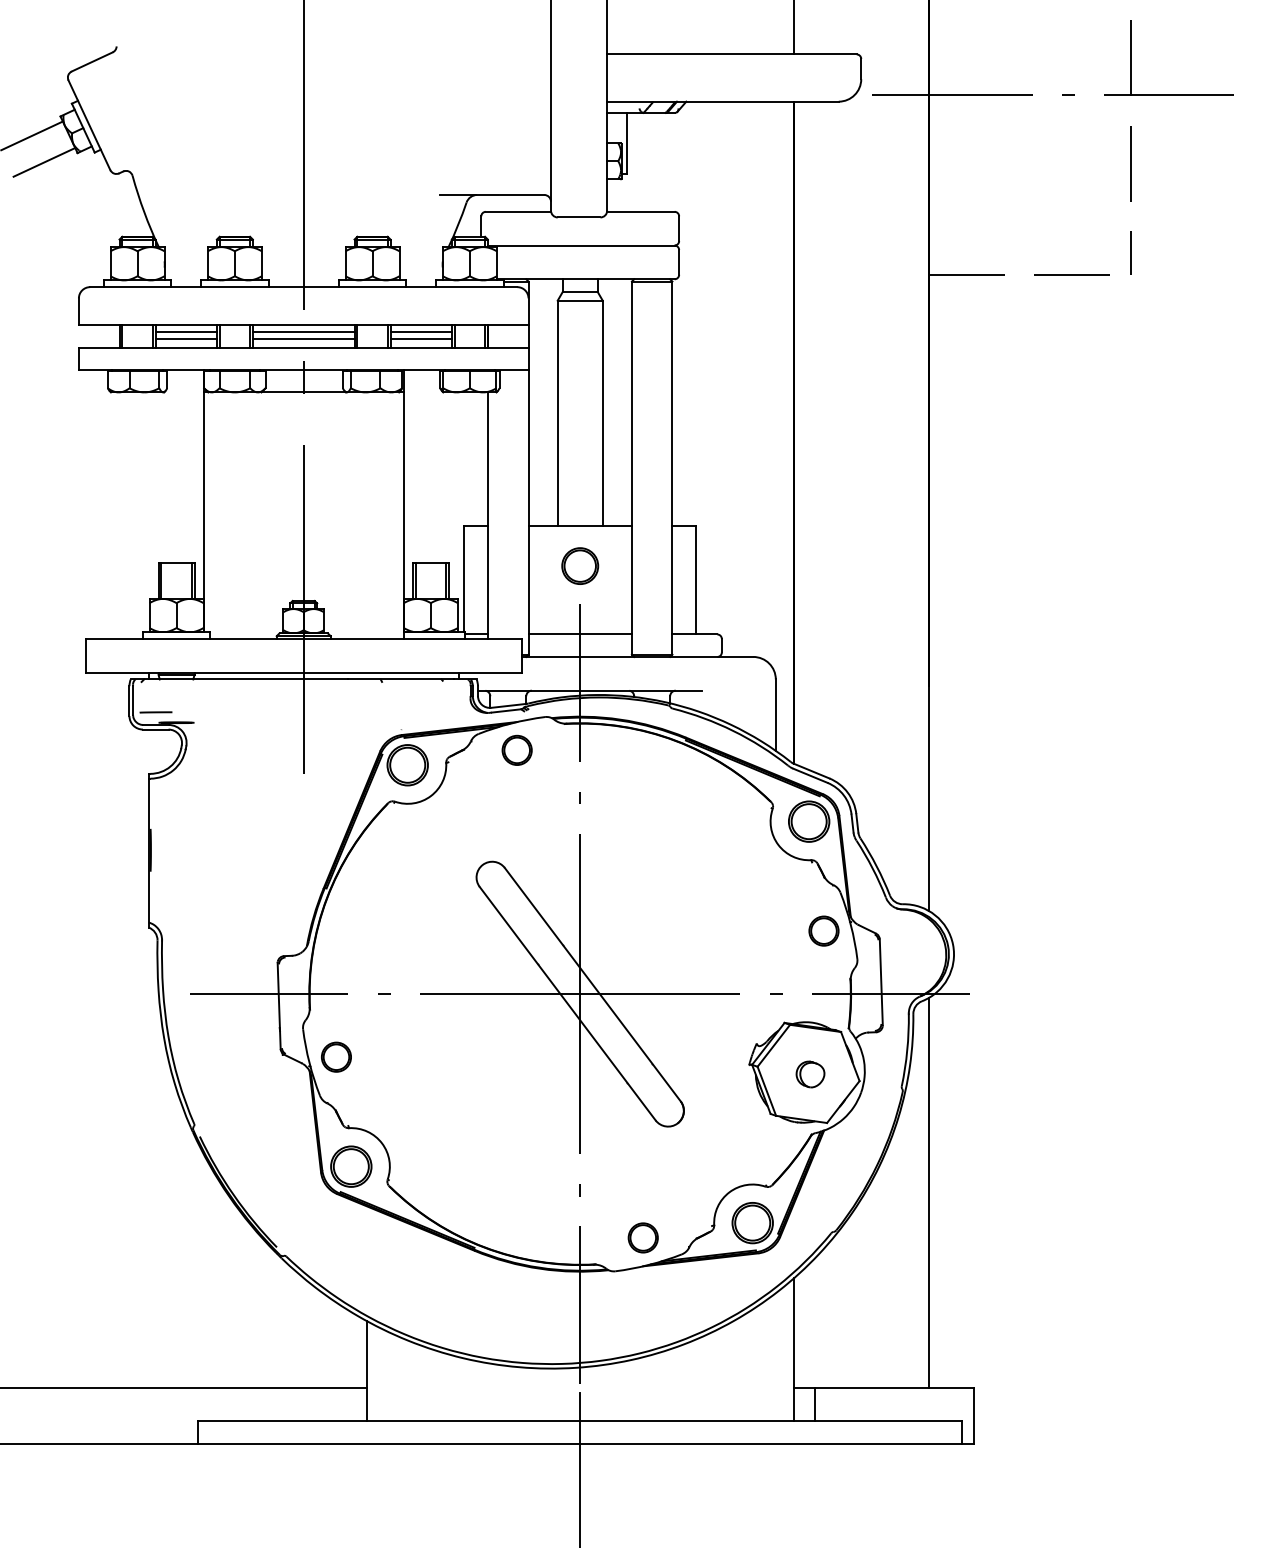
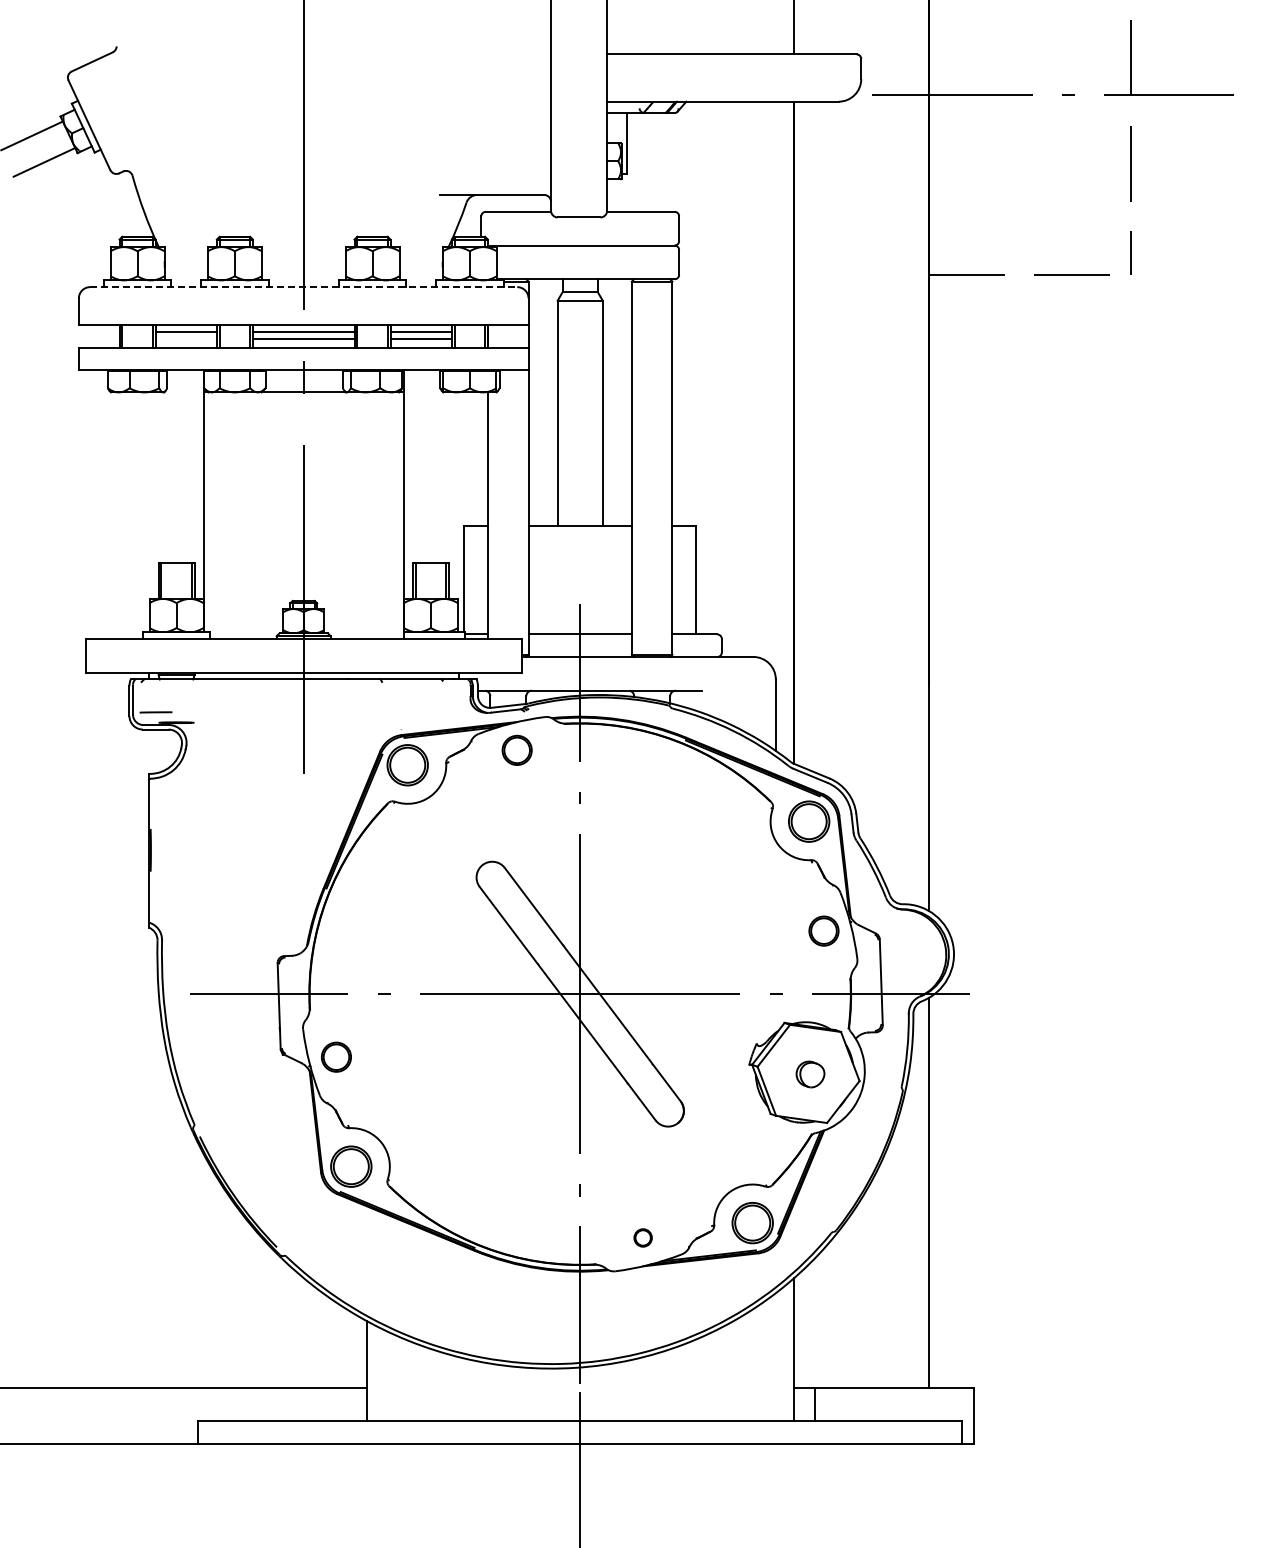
line: solid -> dashed (303, 287)
line: present -> none (185, 338)
part: present -> none (580, 565)
part size: 32x32 px -> 20x20 px (642, 1237)
